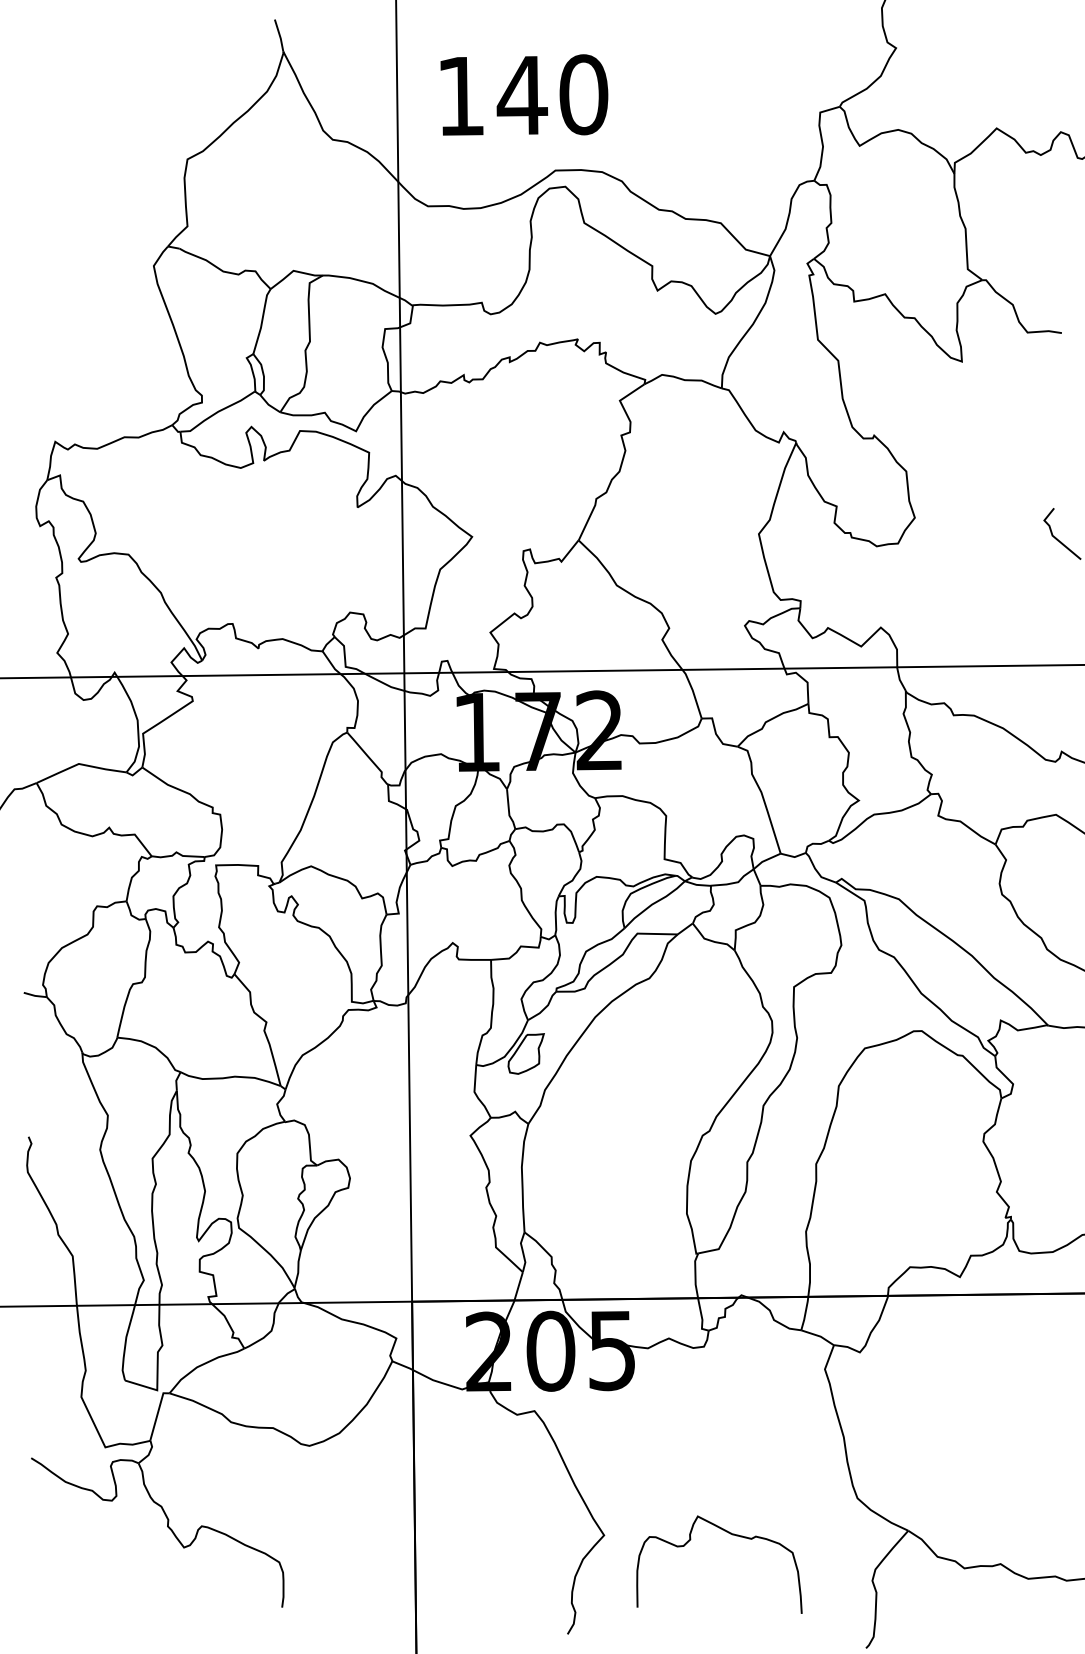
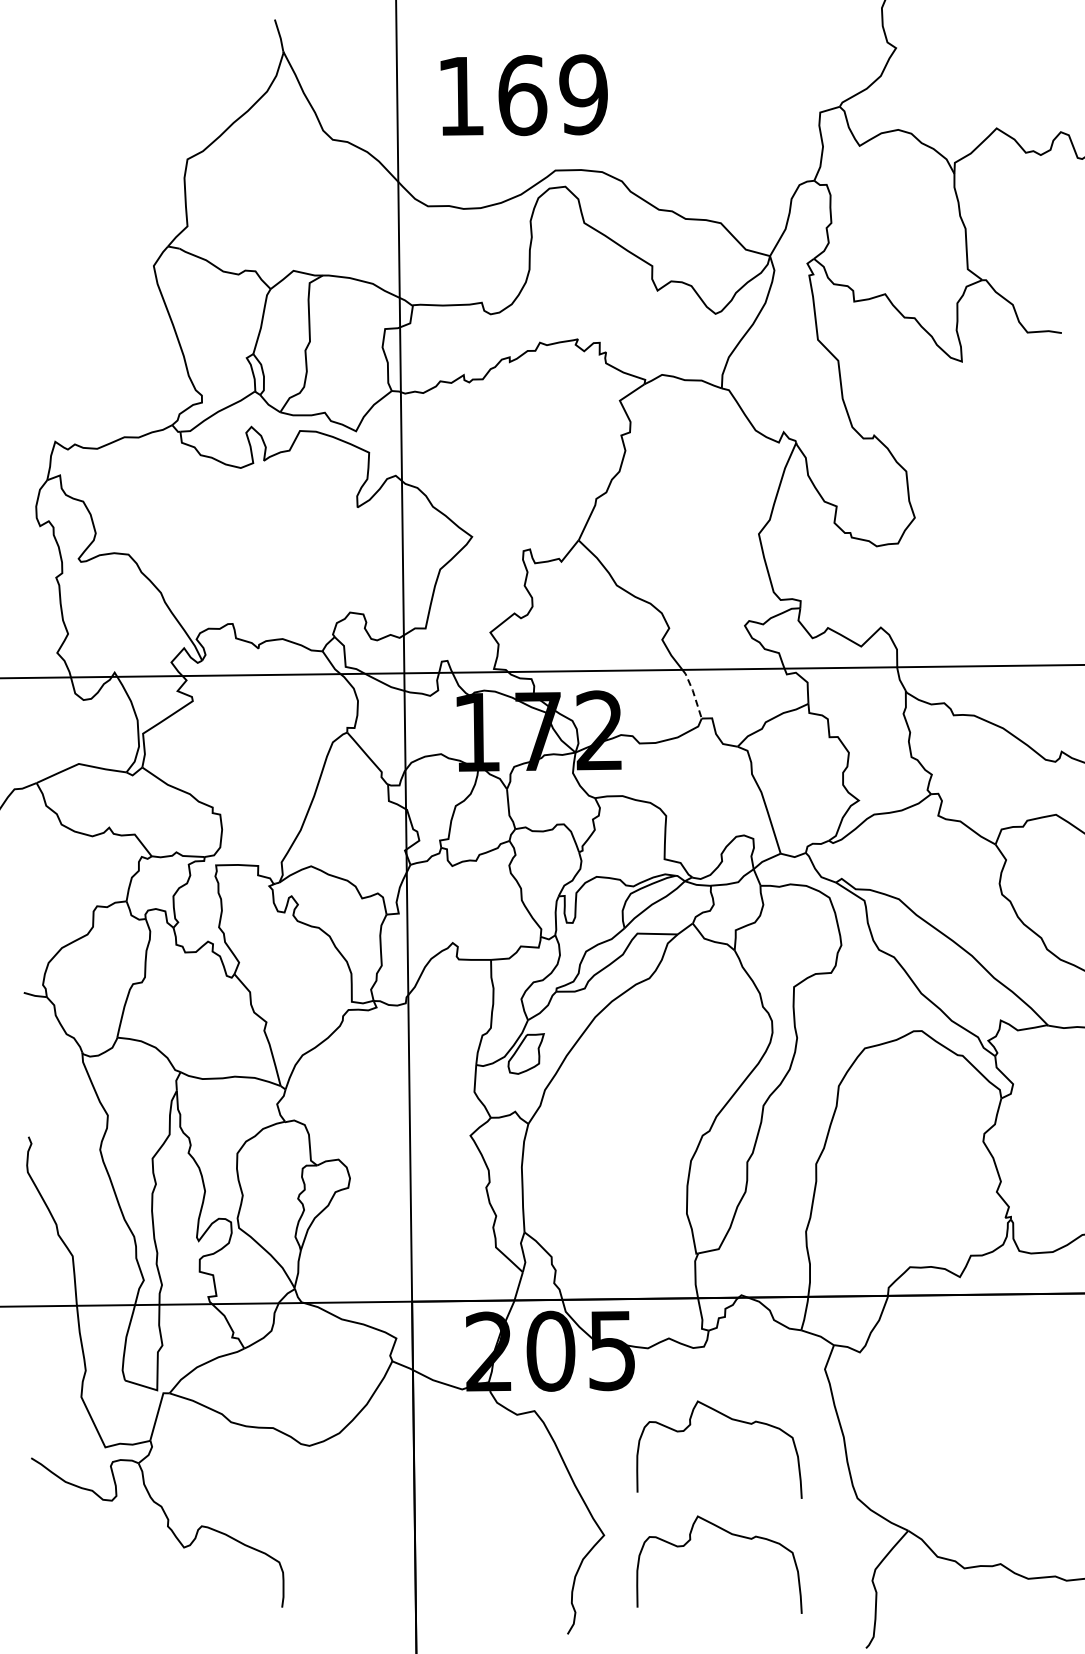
text: 140 -> 169 (552, 95)
line: present -> none (1057, 538)
line: solid -> dashed (693, 692)
curve: none -> present (732, 1420)
